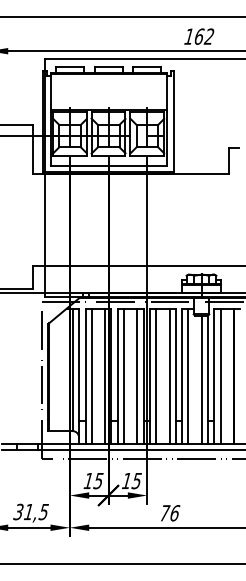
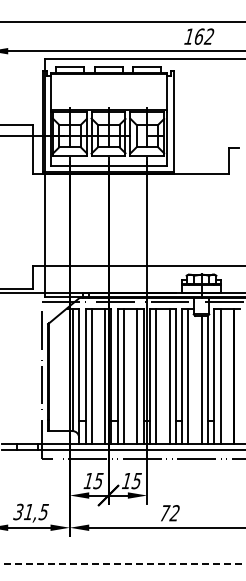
line position: (122, 17) -> (122, 22) (122, 22)
text: 76 -> 72 (174, 513)
line: solid -> dashed (123, 563)
